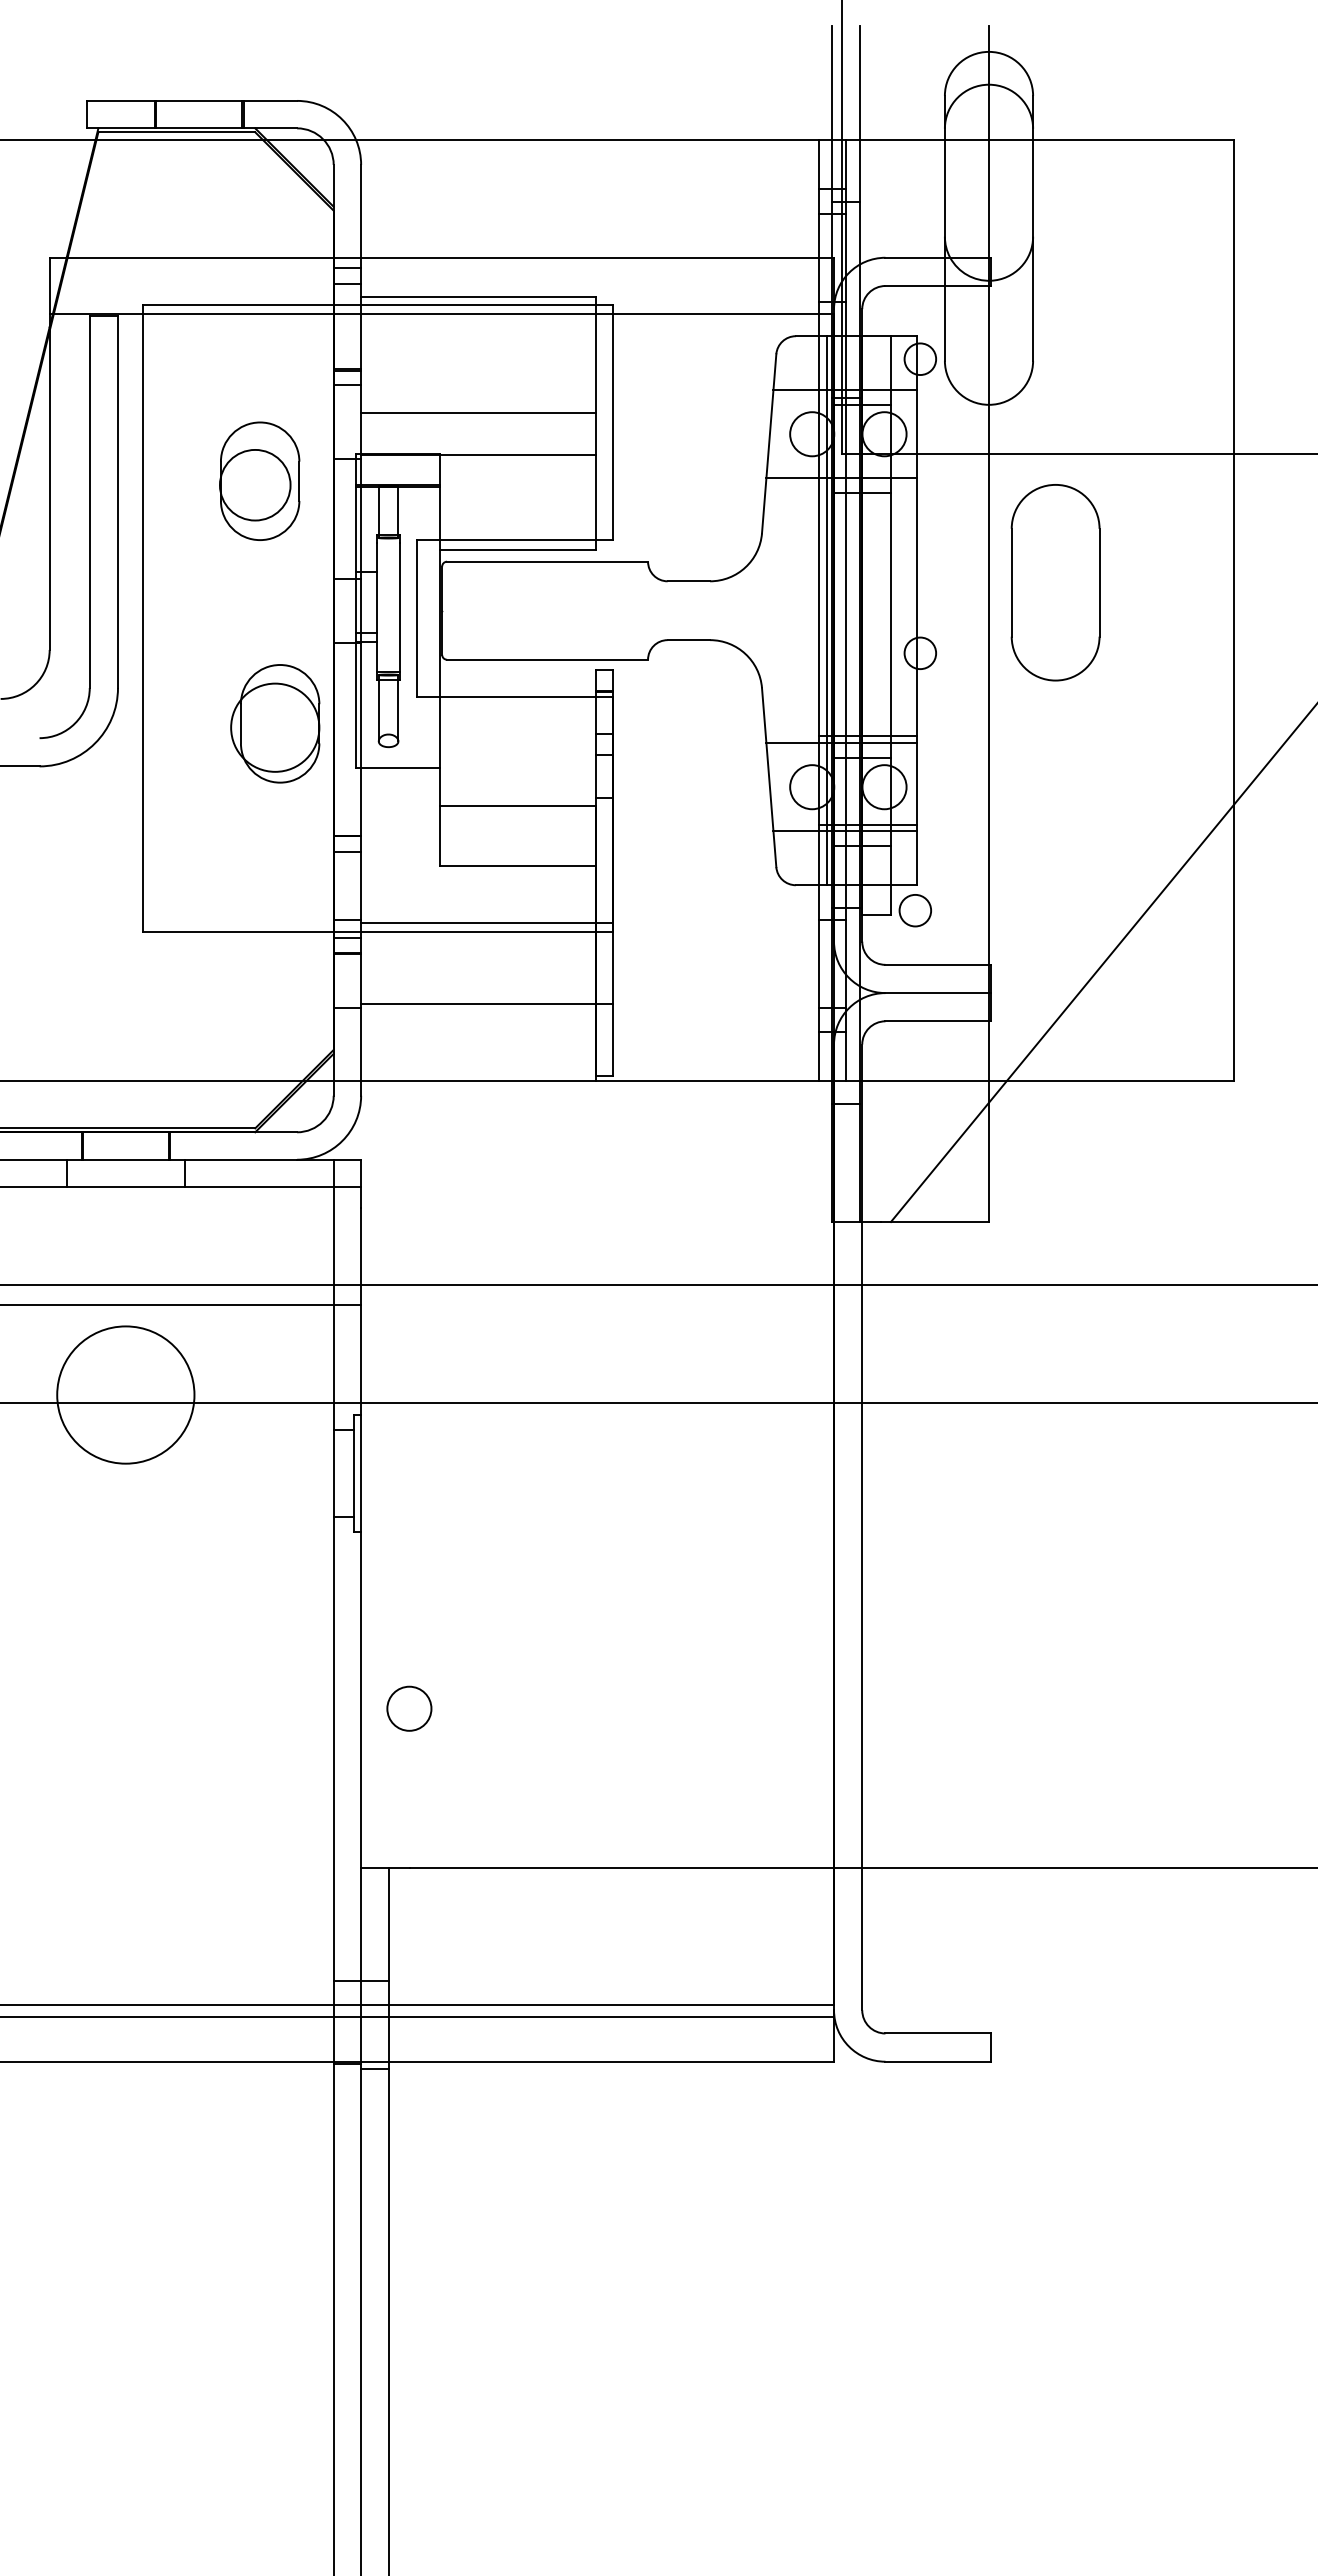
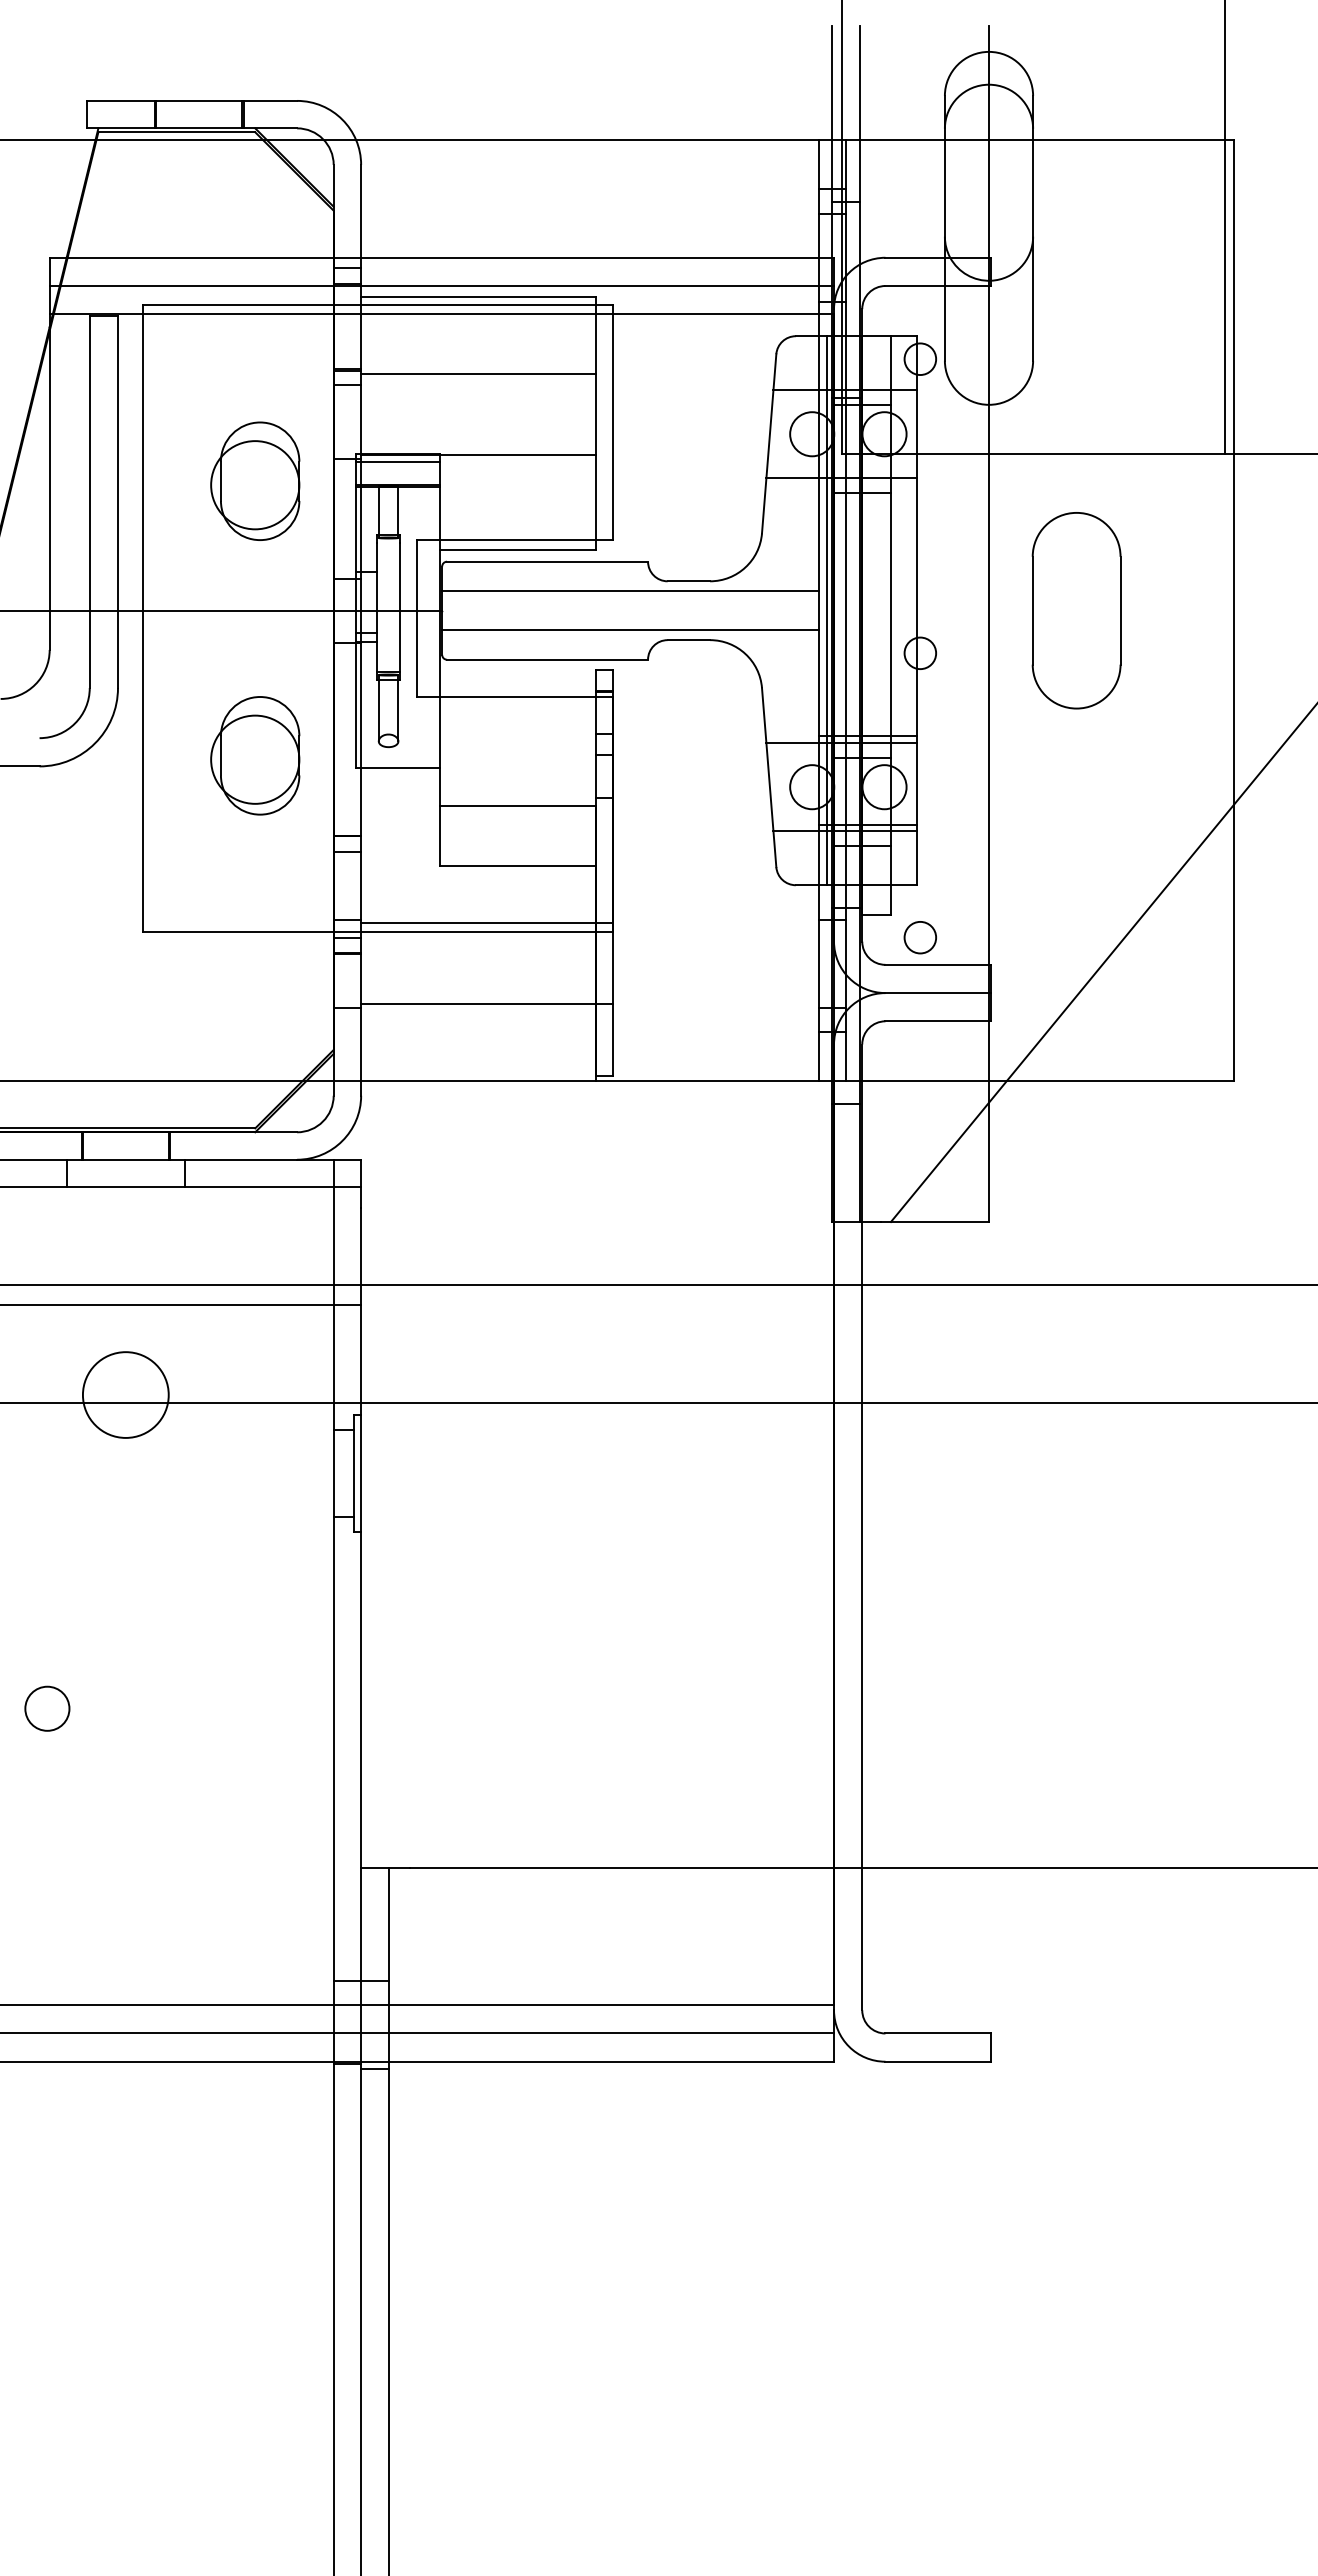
line: none -> present (1224, 227)
line: none -> present (441, 286)
line position: (478, 413) -> (478, 374) (478, 374)
line: none -> present (397, 462)
circle diameter: 71 px -> 88 px (255, 485)
part position: (1055, 582) -> (1076, 610) (1076, 610)
line: none -> present (630, 591)
line: none -> present (222, 610)
line: none -> present (630, 630)
part position: (275, 723) -> (255, 755) (255, 755)
circle position: (914, 910) -> (919, 937) (919, 937)
circle diameter: 137 px -> 86 px (125, 1394)
circle position: (409, 1708) -> (47, 1708) (47, 1708)
line position: (418, 2017) -> (418, 2033) (418, 2033)
